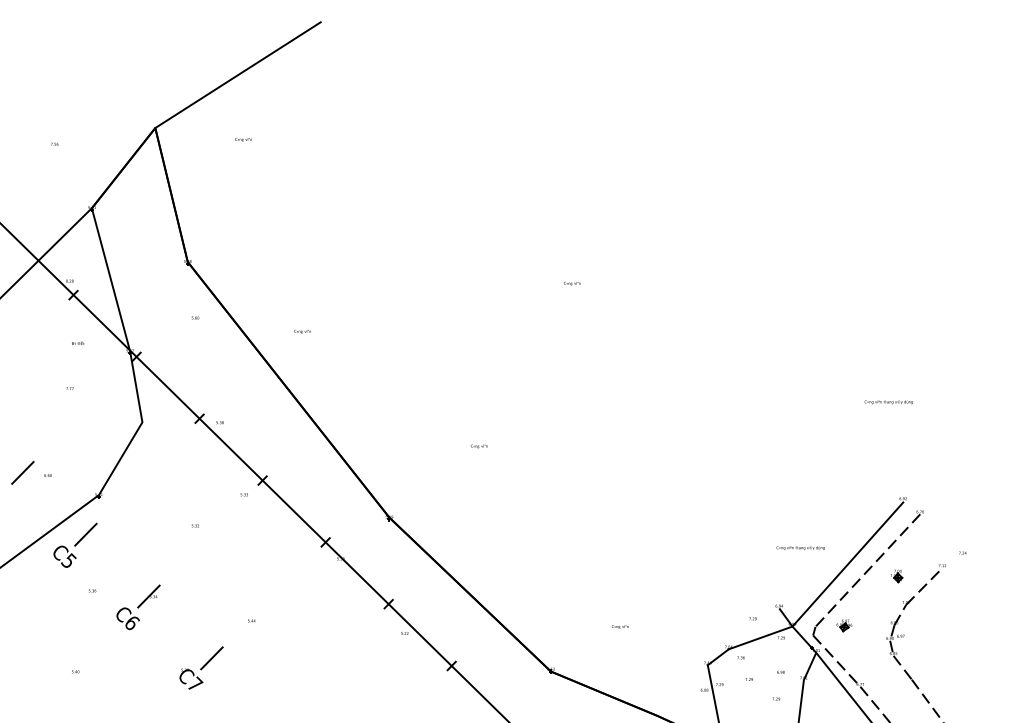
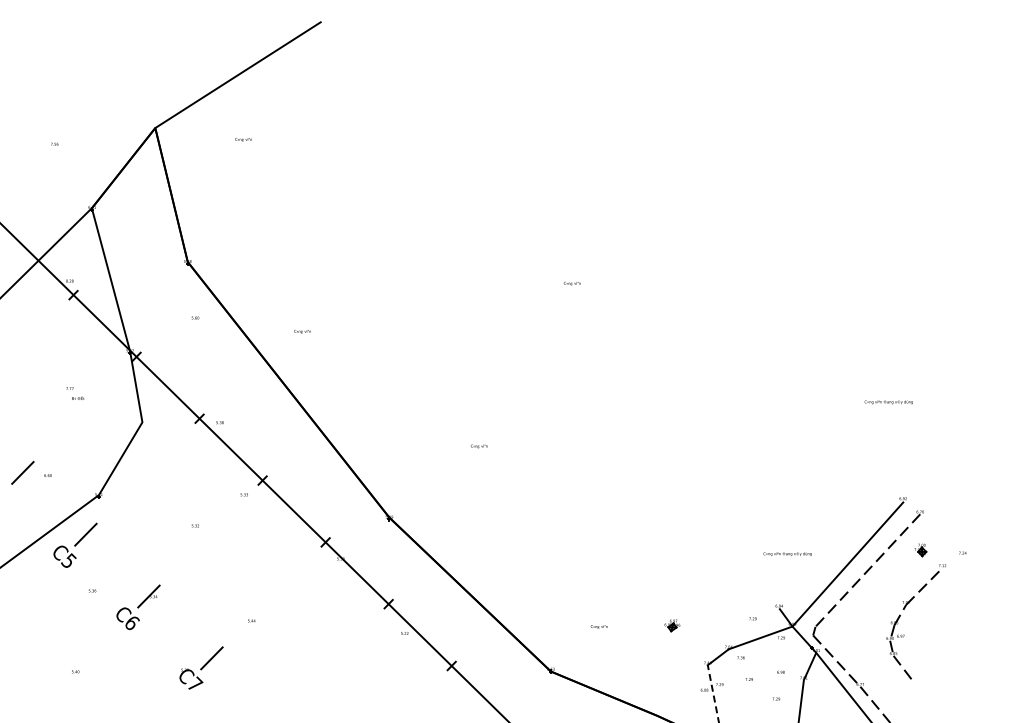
text position: (78, 342) -> (78, 397) (78, 397)
text position: (800, 547) -> (787, 553) (787, 553)
part position: (896, 576) -> (920, 550) (920, 550)
part position: (844, 625) -> (672, 625) (672, 625)
text position: (619, 626) -> (598, 626) (598, 626)
line: solid -> dashed (713, 693)
line: present -> none (926, 699)
